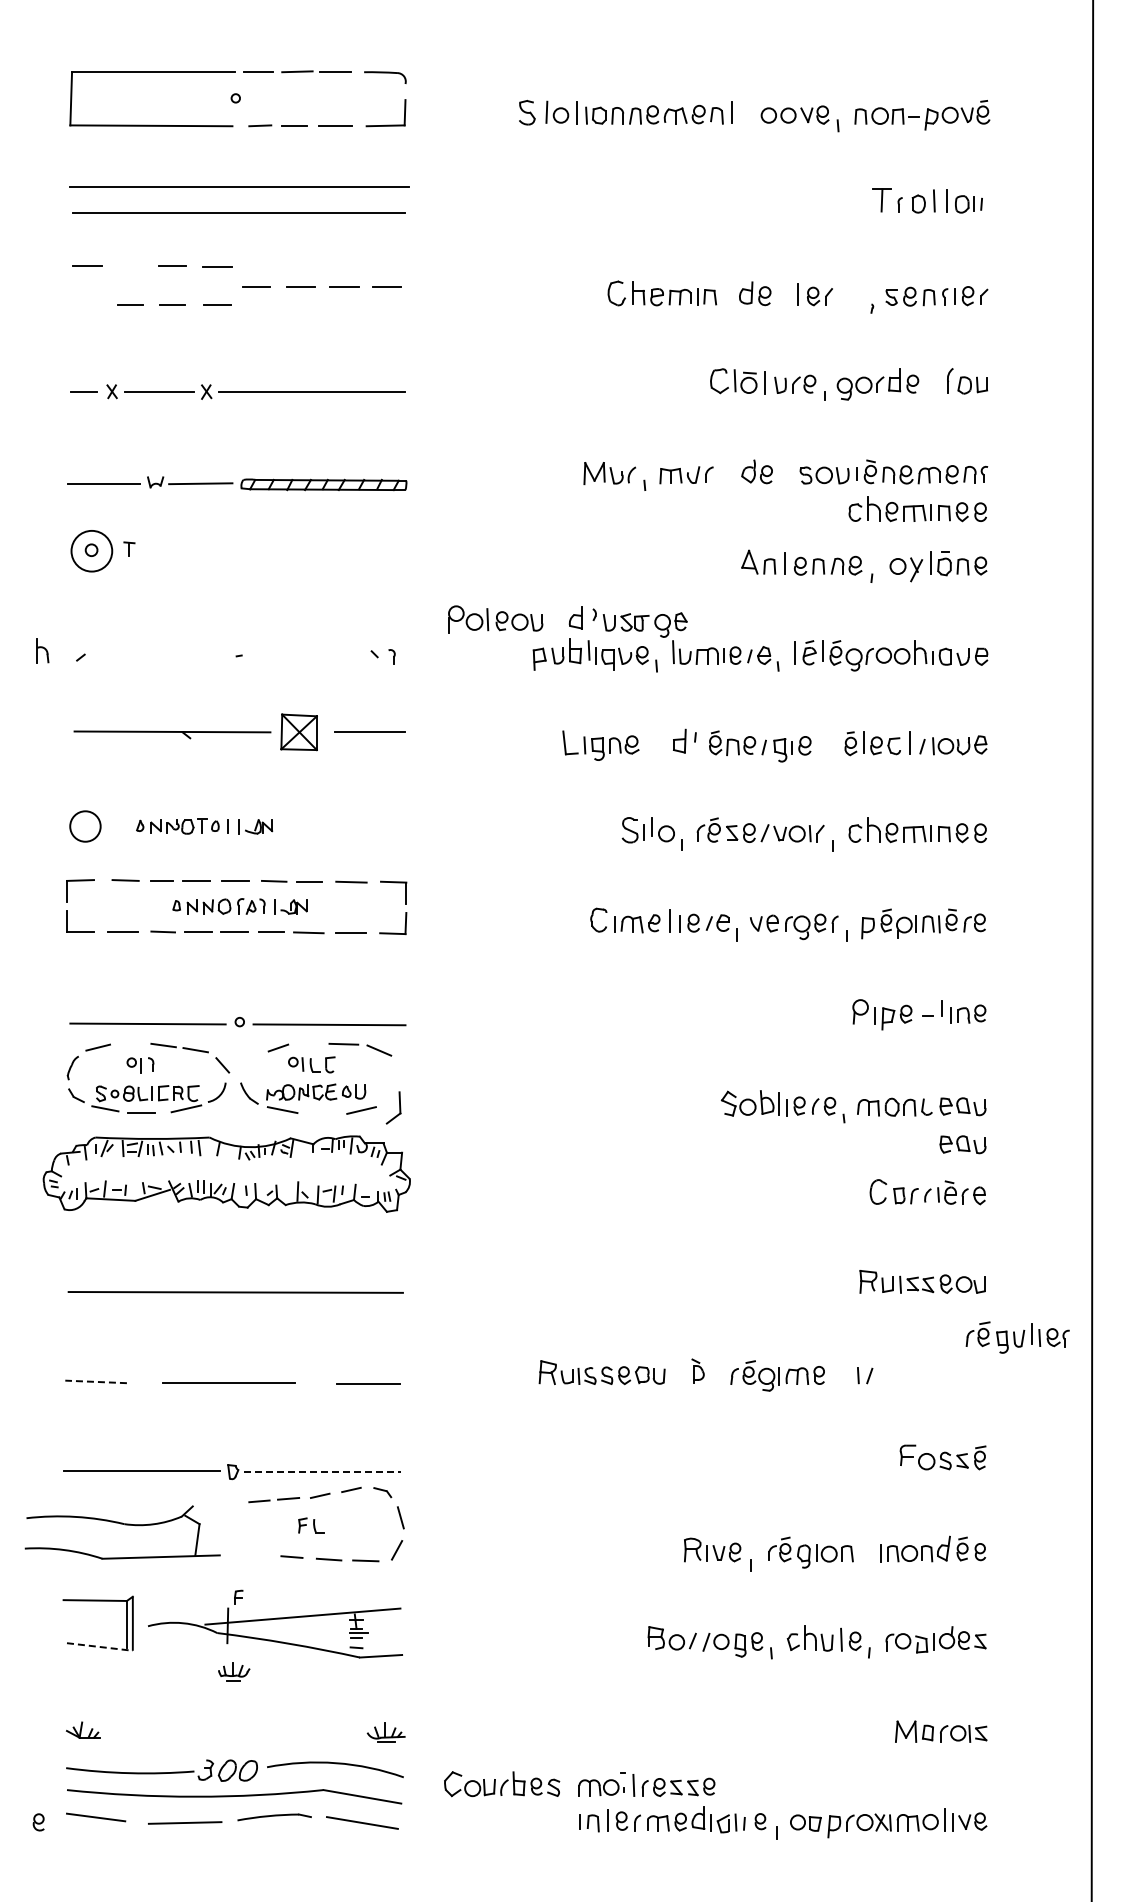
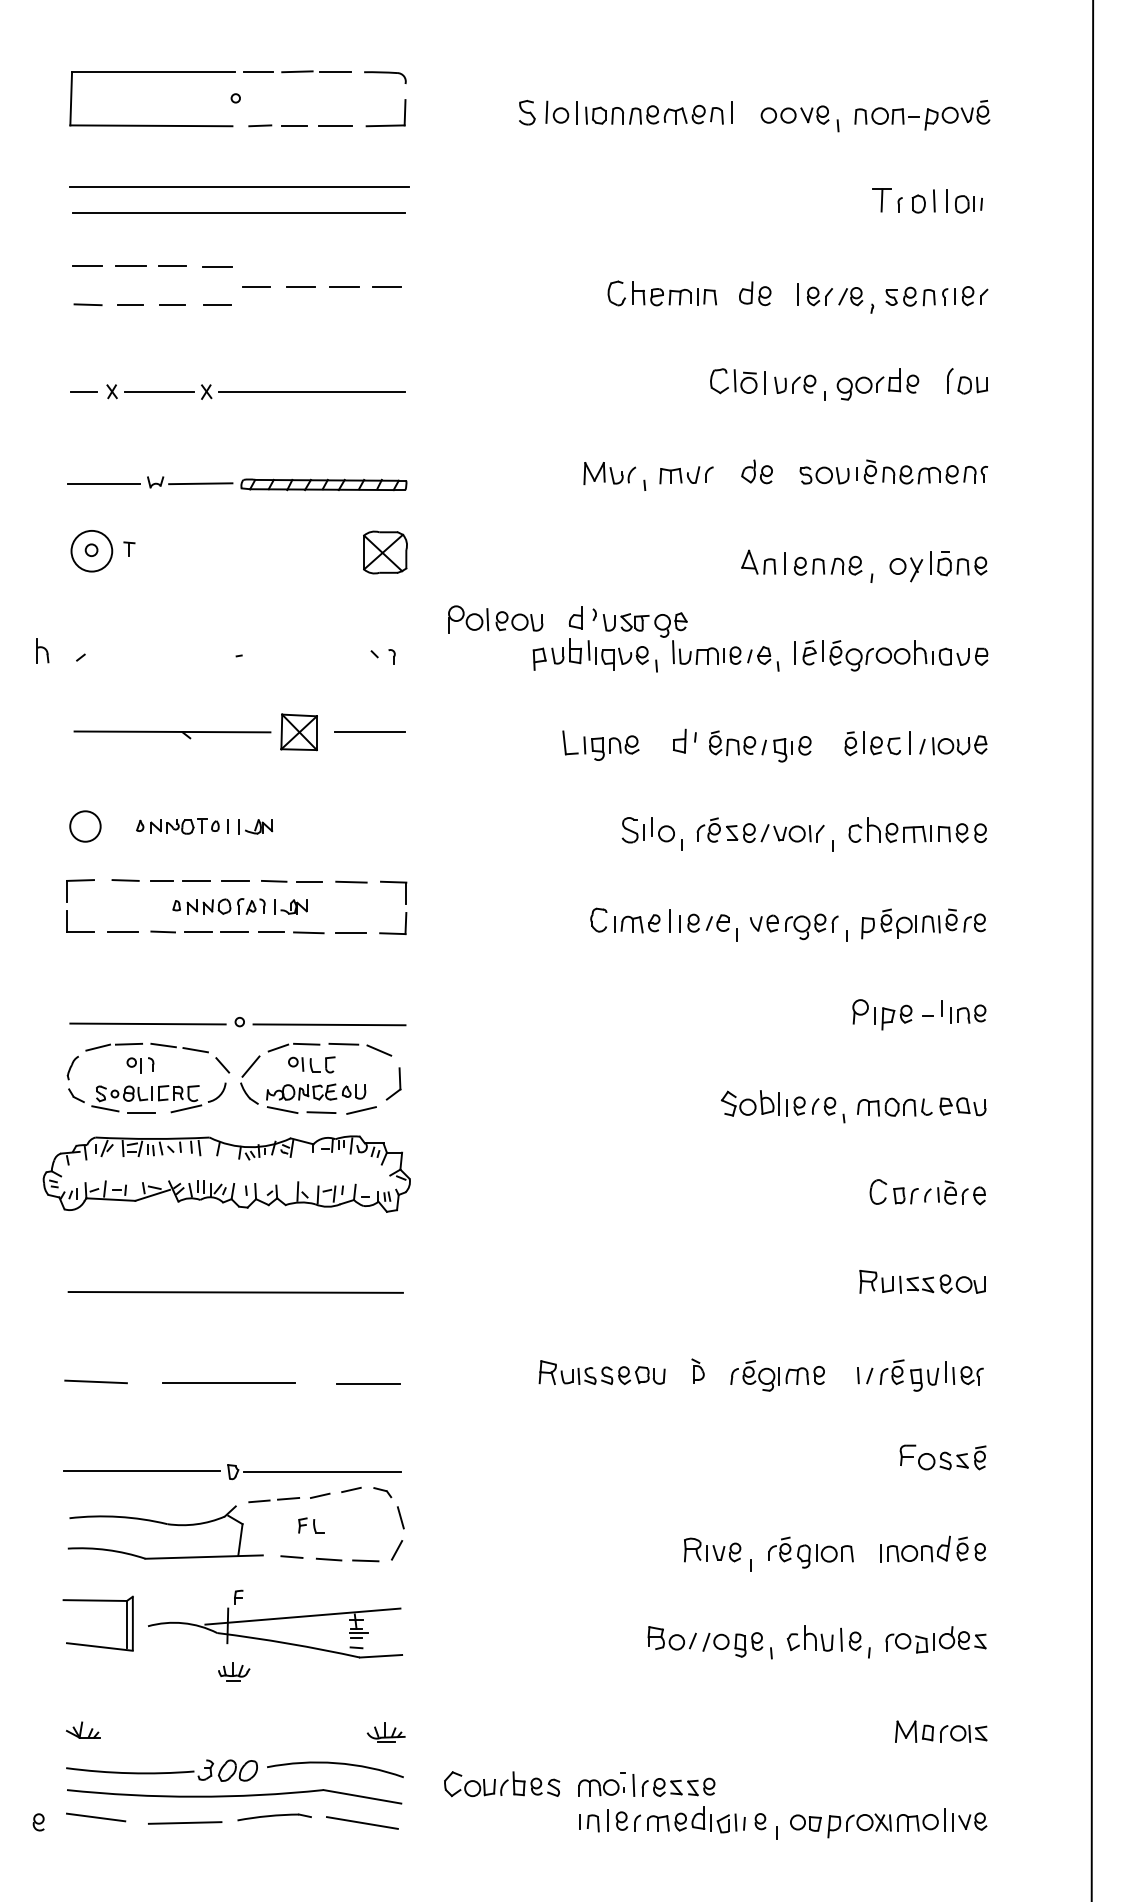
line: none -> present (130, 266)
part: none -> present (850, 296)
line: none -> present (87, 304)
part: present -> none (917, 509)
part: none -> present (385, 552)
line: none -> present (128, 1043)
line: none -> present (306, 1043)
line: none -> present (250, 1066)
part position: (393, 1107) -> (393, 1083) (393, 1083)
line: none -> present (321, 1112)
part: present -> none (962, 1144)
part position: (1017, 1337) -> (931, 1375) (931, 1375)
line: dashed -> solid (96, 1381)
line: dashed -> solid (322, 1471)
part position: (124, 1525) -> (167, 1525) (167, 1525)
line: dashed -> solid (100, 1647)
